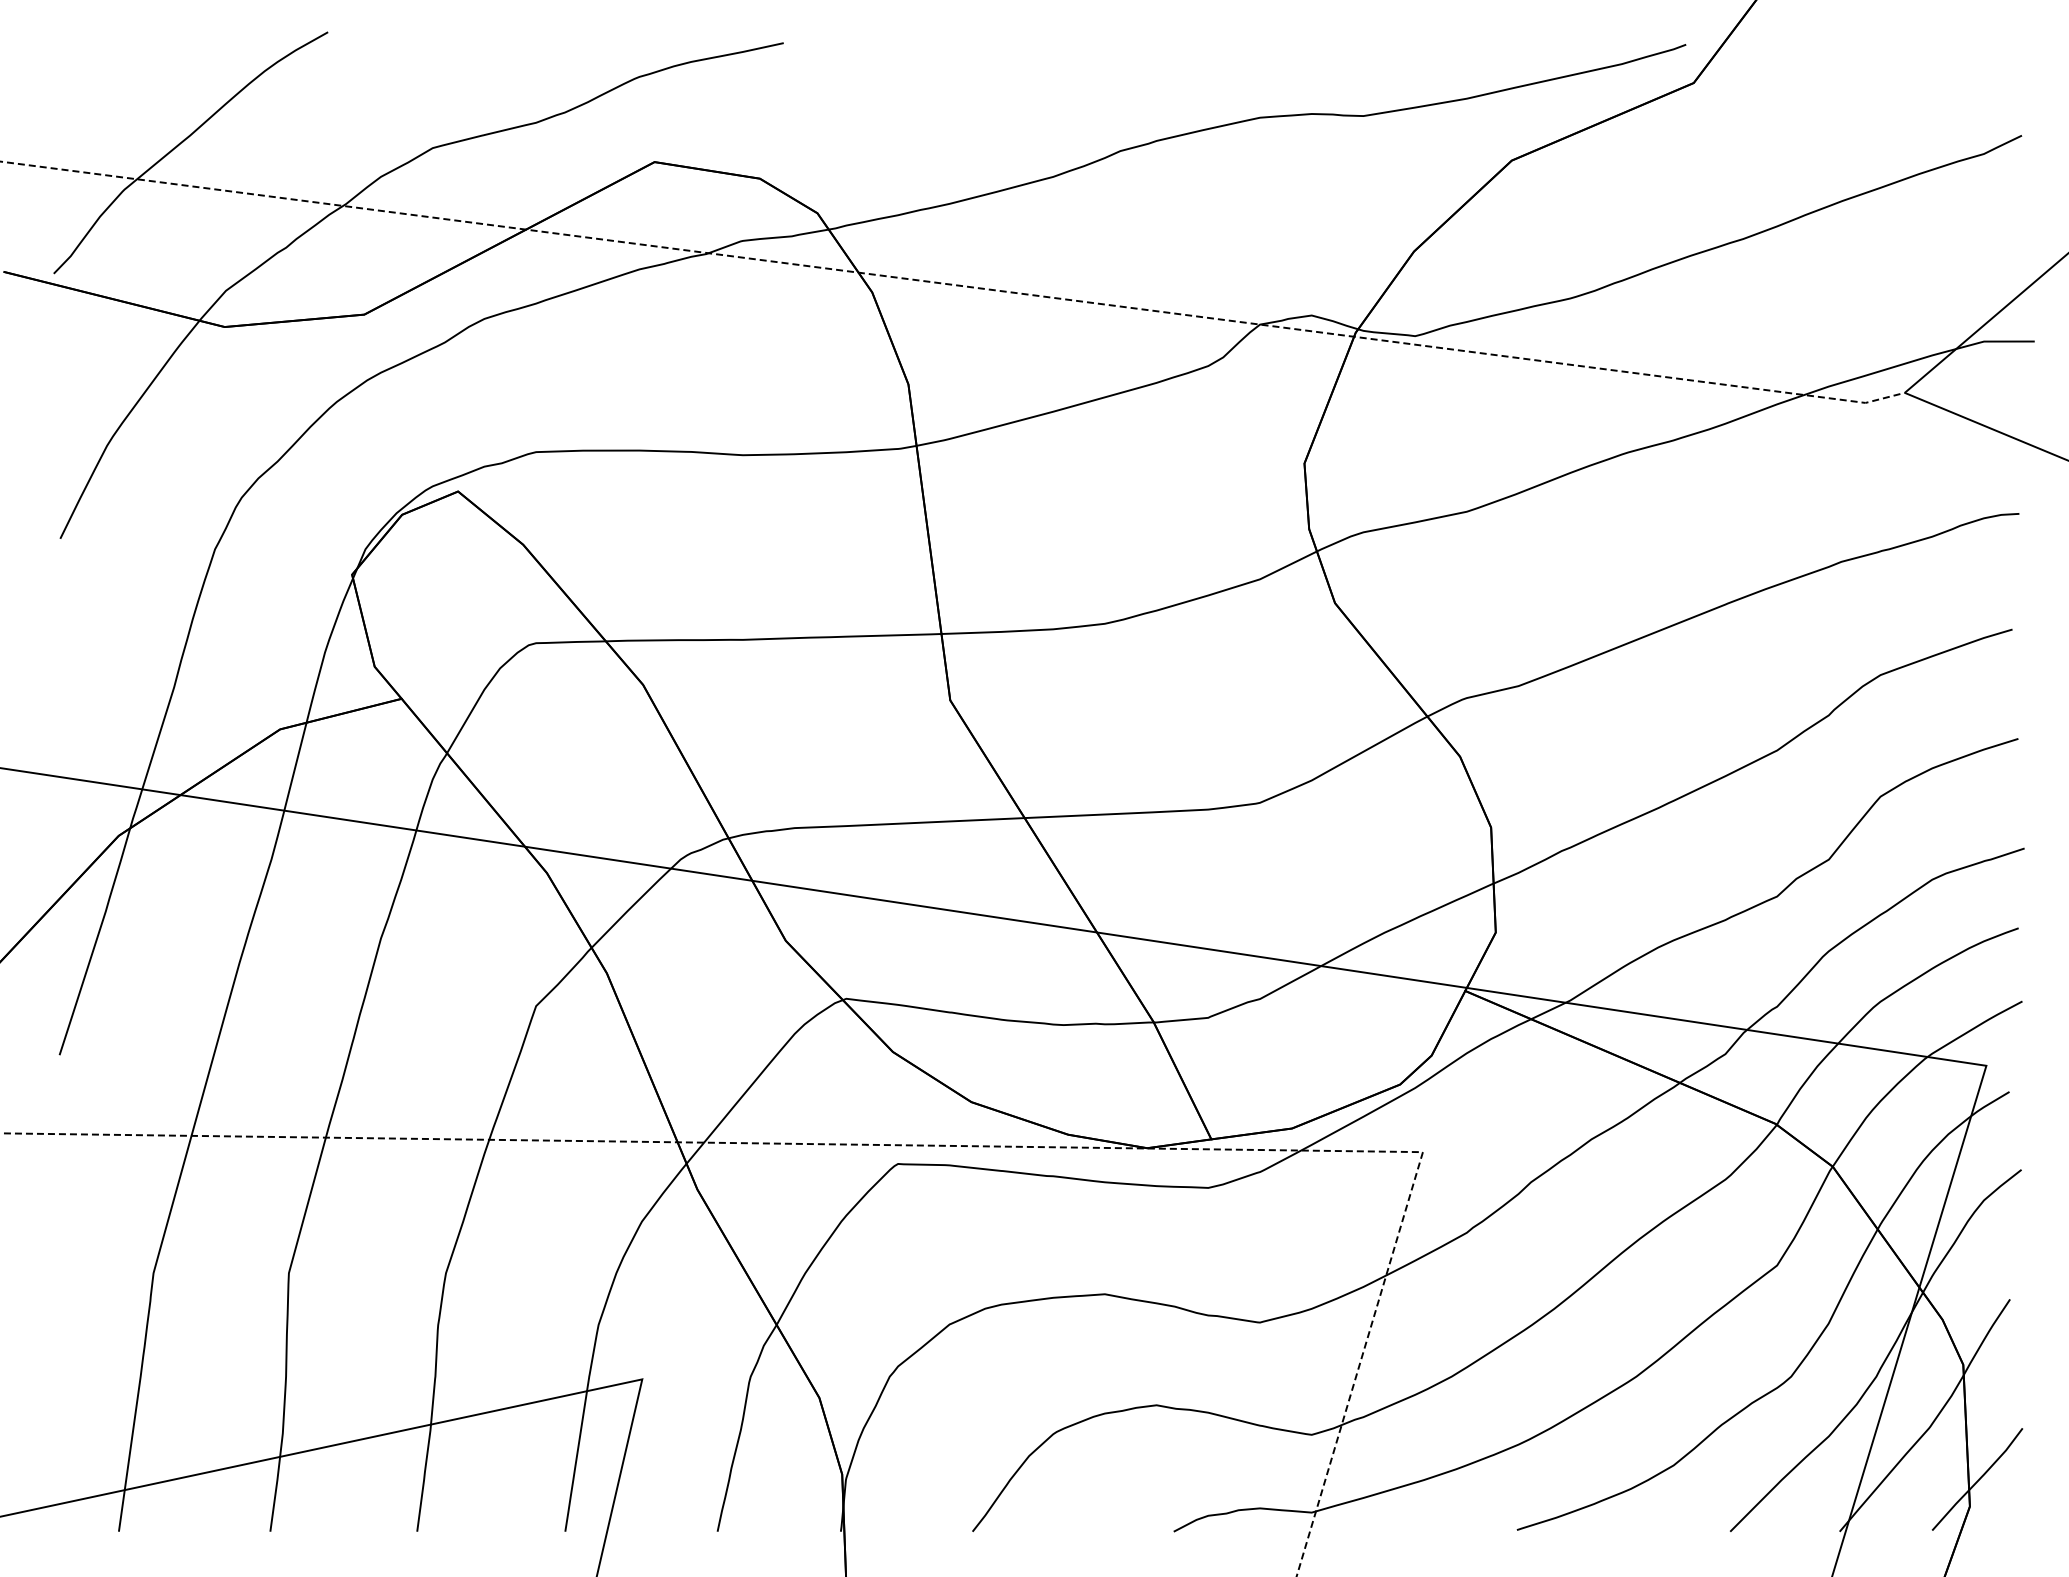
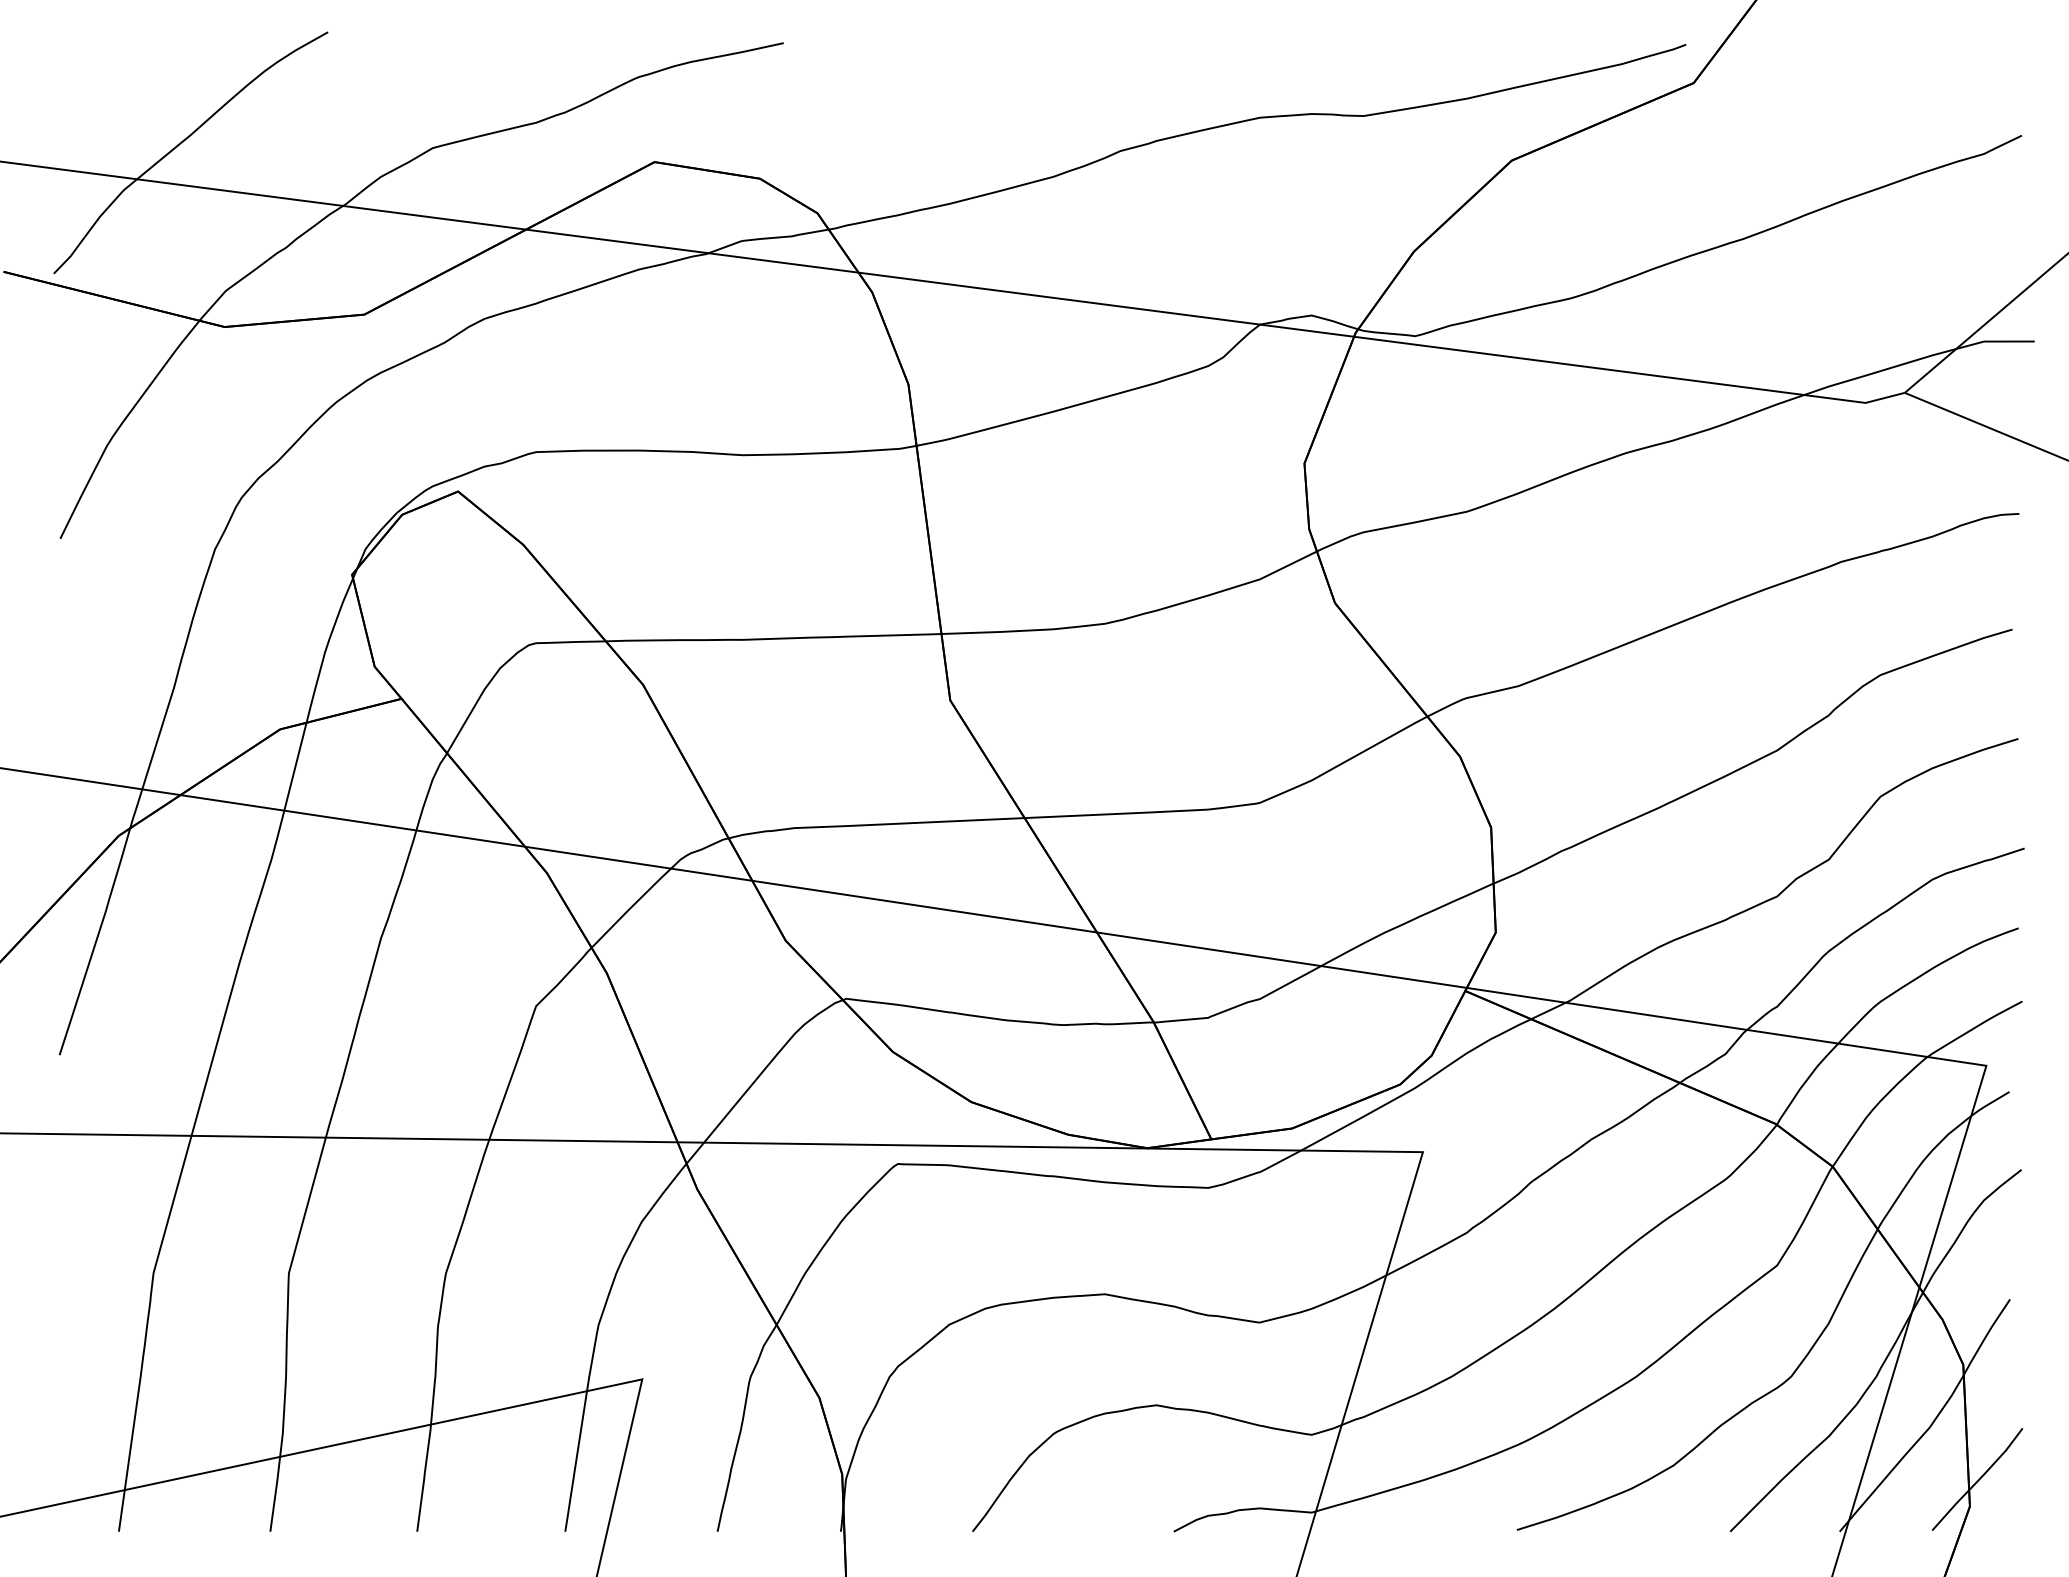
line: dashed -> solid (954, 285)
line: dashed -> solid (933, 1145)
